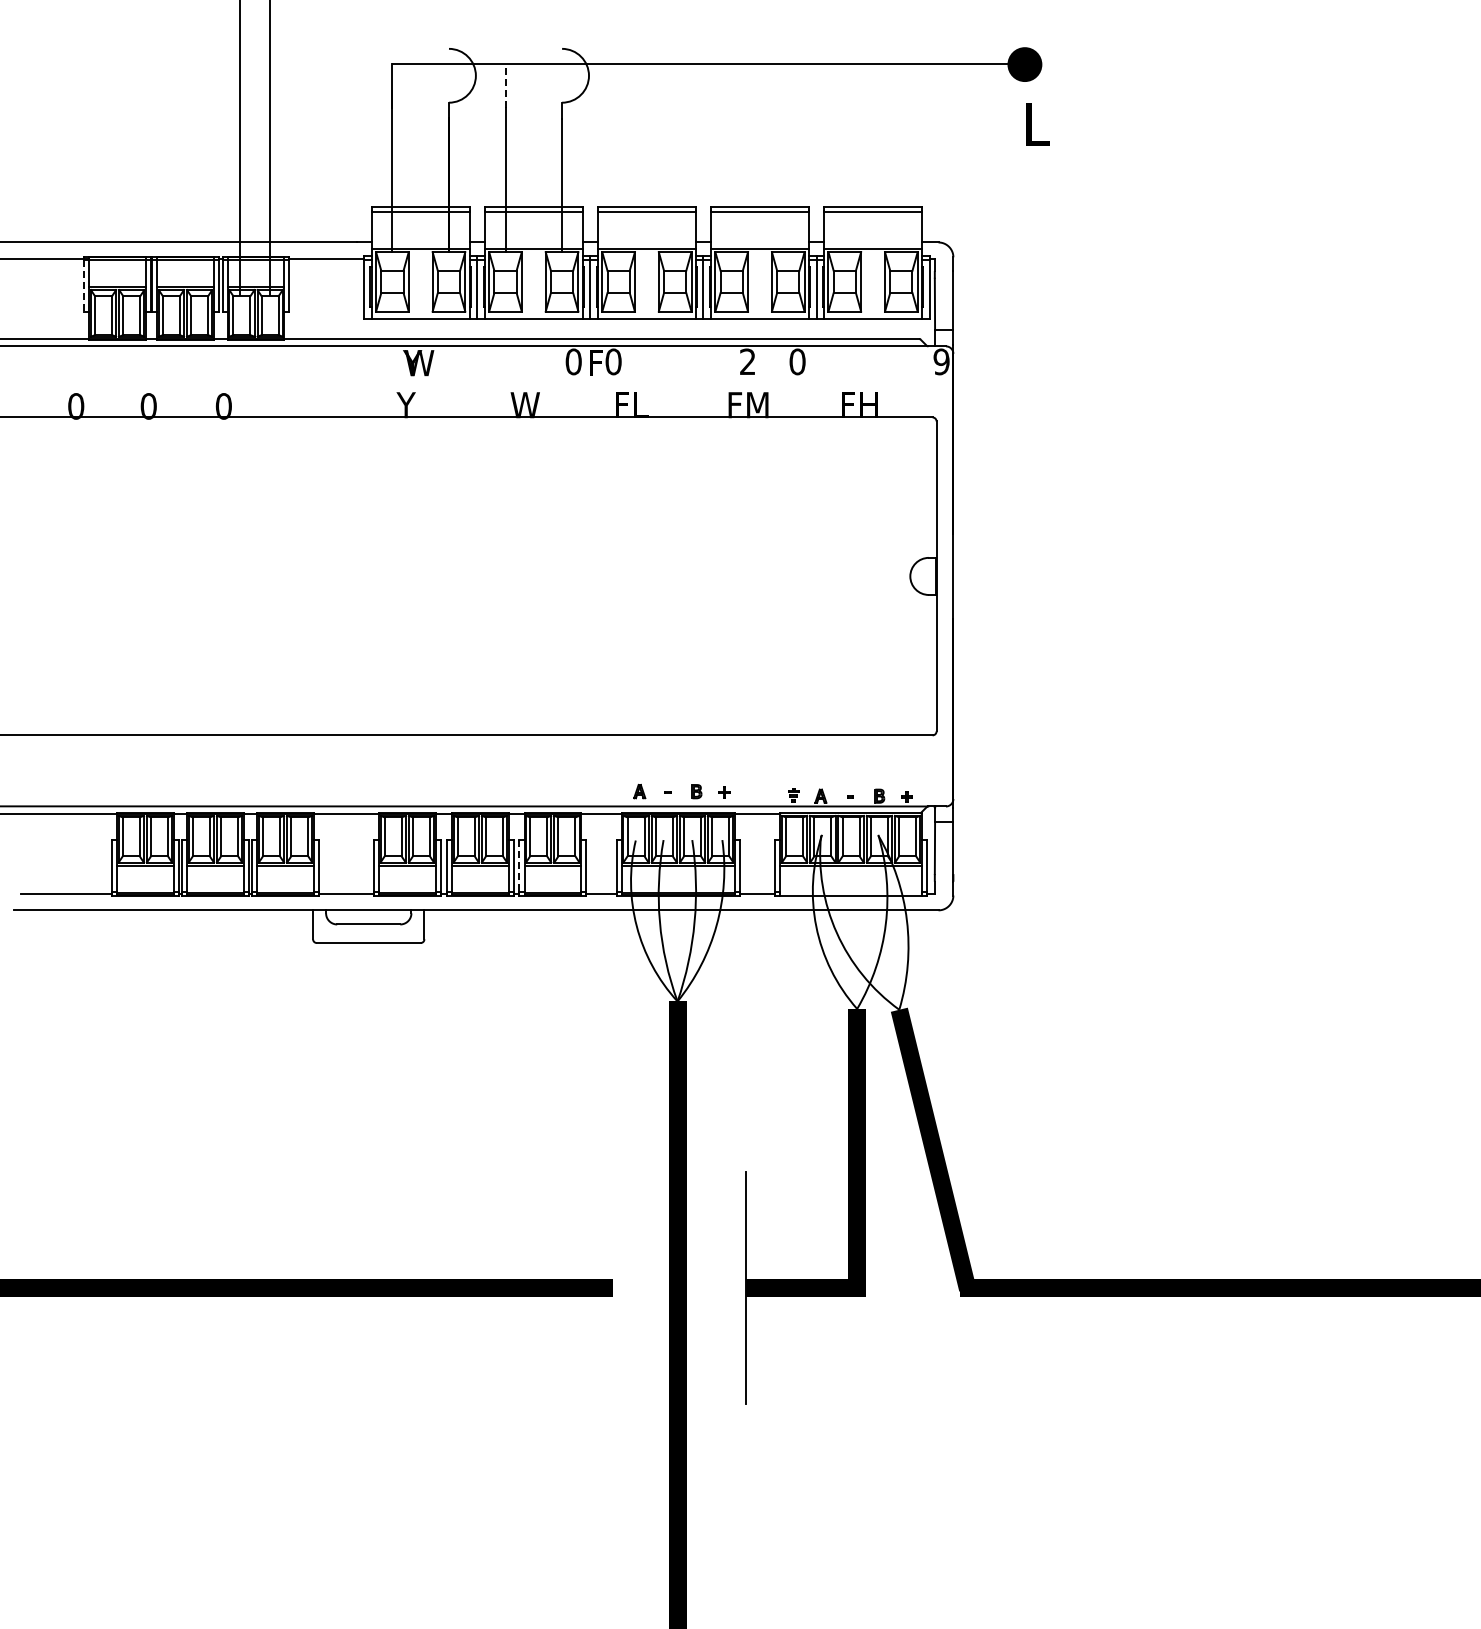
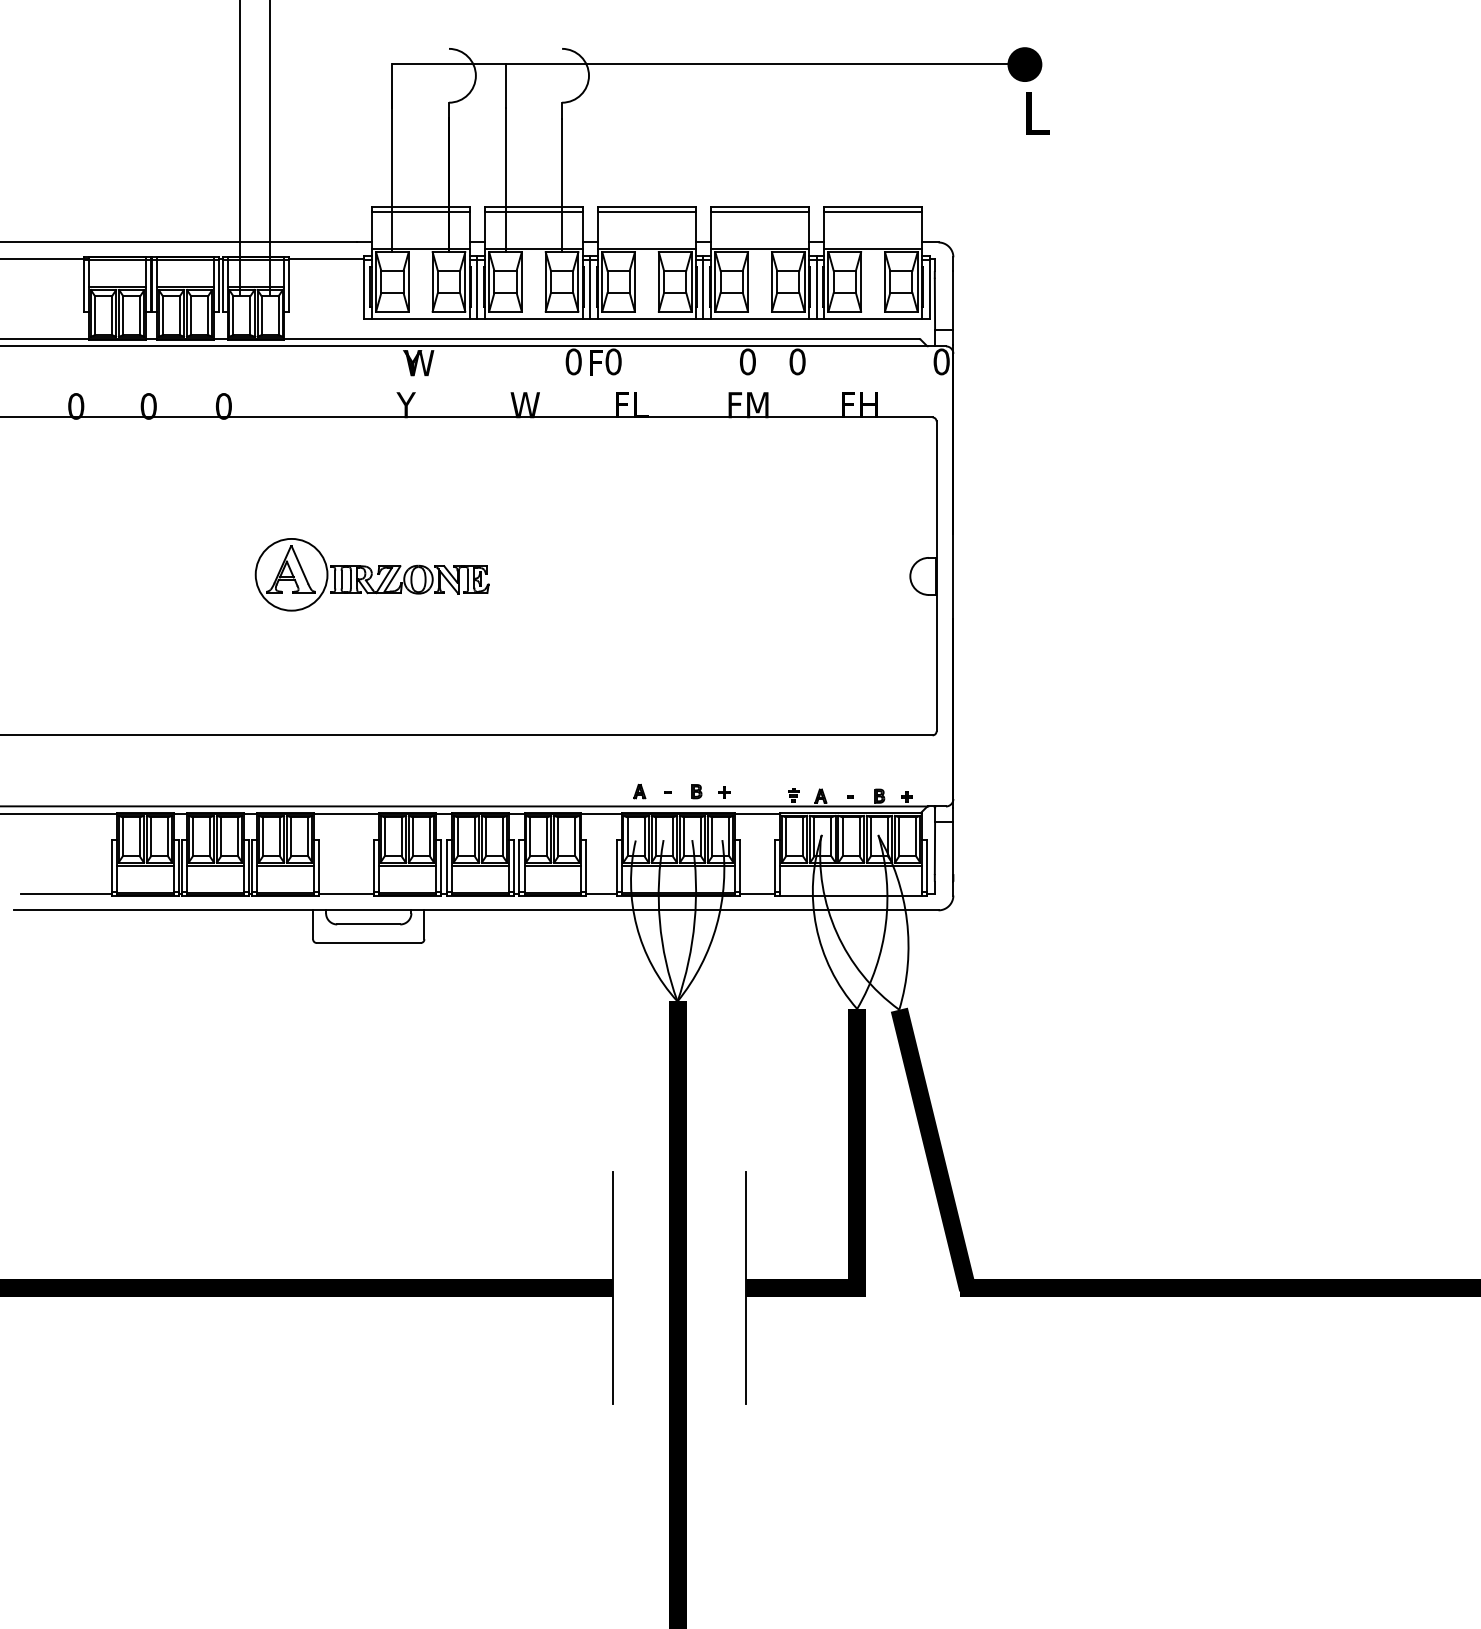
line: dashed -> solid (505, 85)
text position: (1037, 124) -> (1037, 113) (1037, 113)
line: dashed -> solid (84, 286)
text: 2 -> 0 (747, 361)
text: 9 -> 0 (941, 361)
part: none -> present (371, 574)
line: dashed -> solid (519, 866)
line: none -> present (613, 1287)
